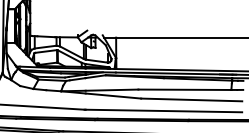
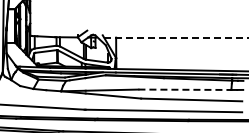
line: solid -> dashed (176, 37)
line: solid -> dashed (185, 89)
